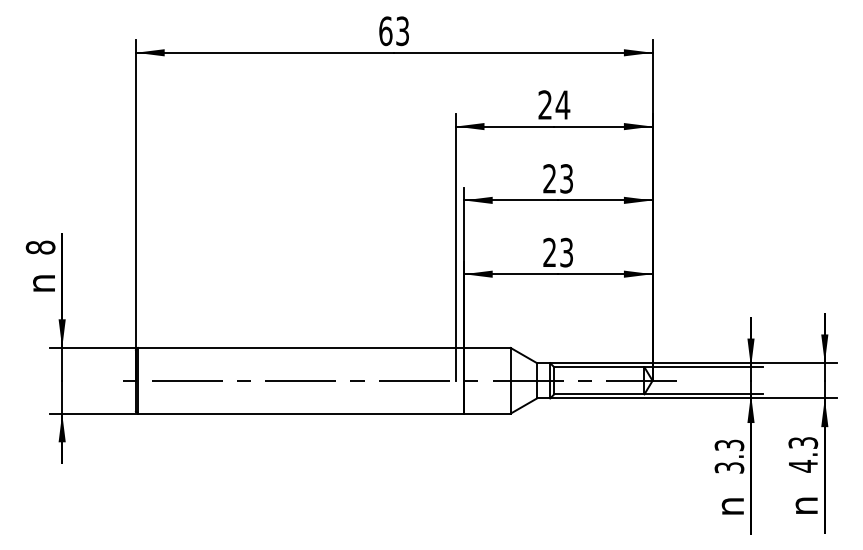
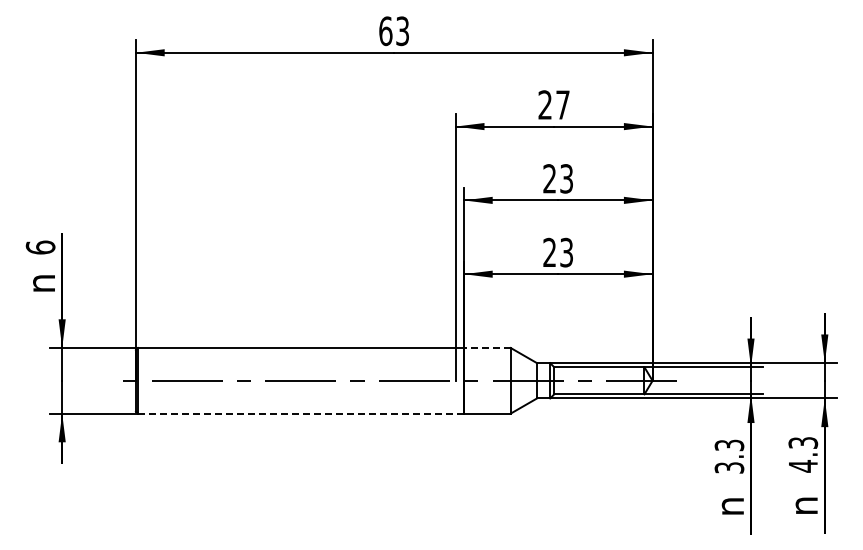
text: 24 -> 27 (562, 104)
text: 8 -> 6 (40, 247)
line: solid -> dashed (486, 348)
line: solid -> dashed (301, 413)
